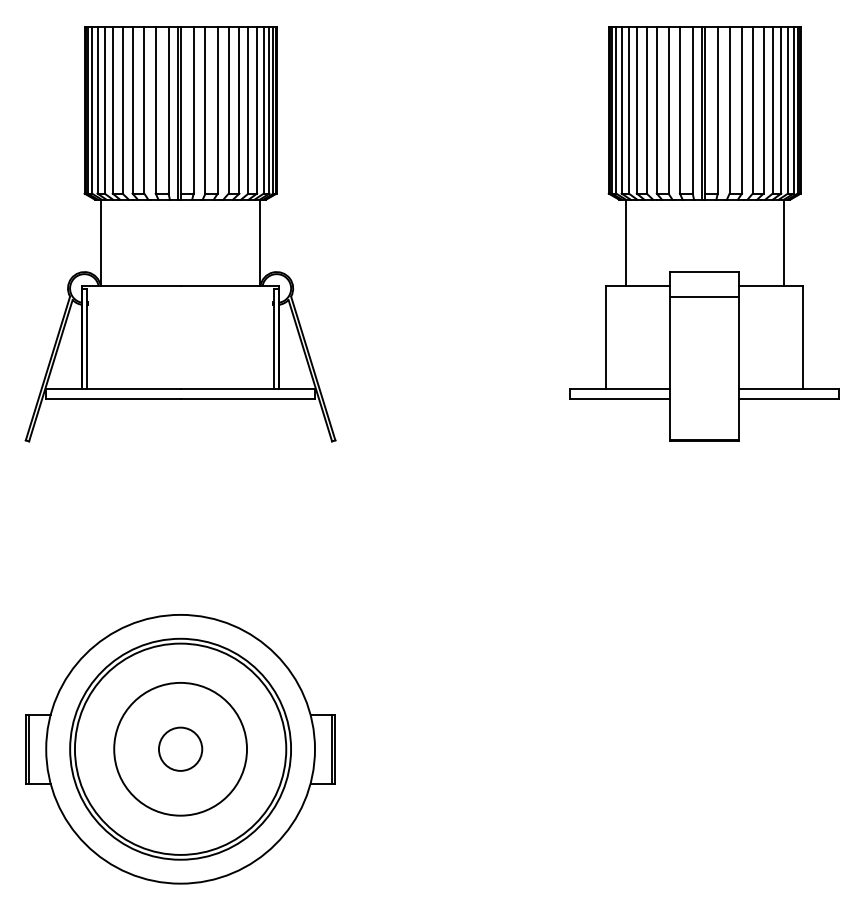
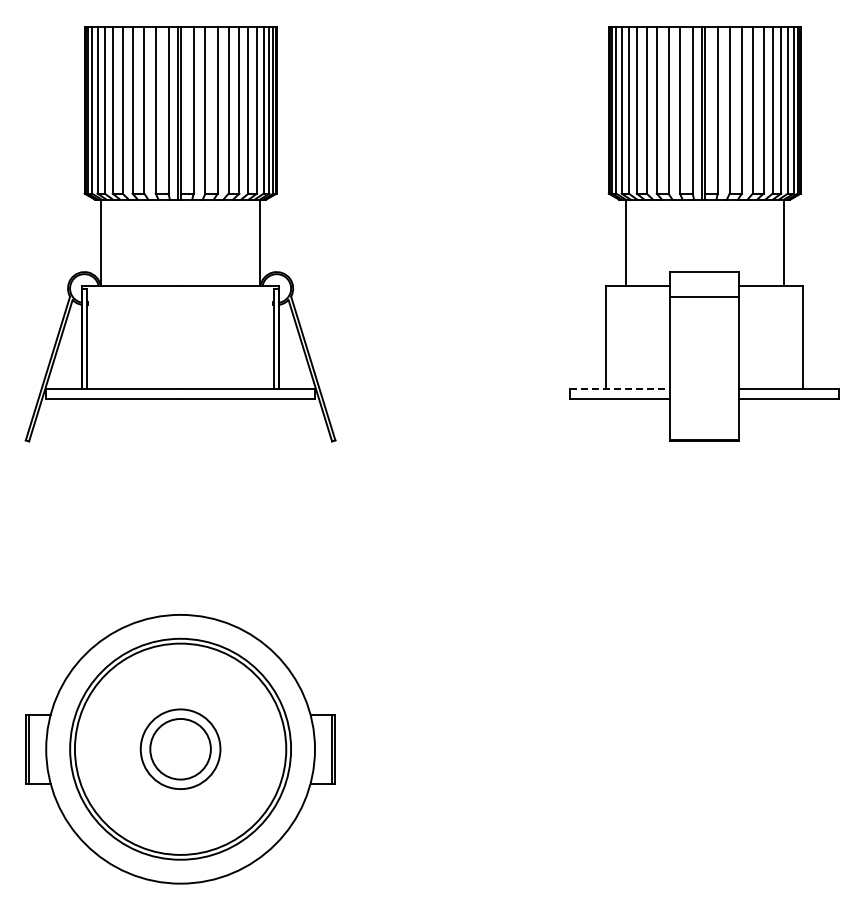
line: solid -> dashed (620, 389)
circle diameter: 133 px -> 80 px (180, 749)
circle diameter: 43 px -> 61 px (180, 748)
